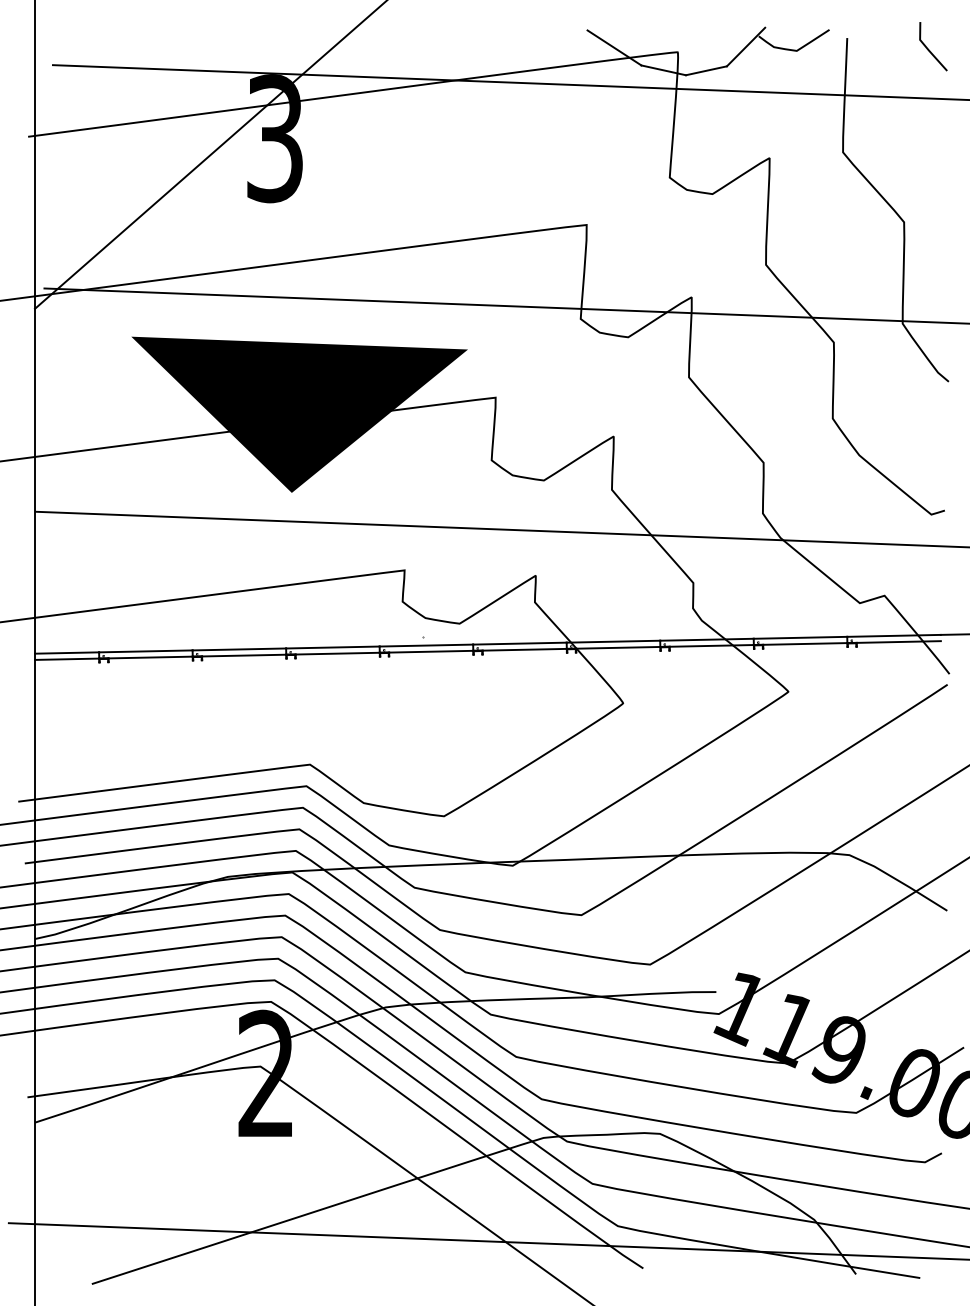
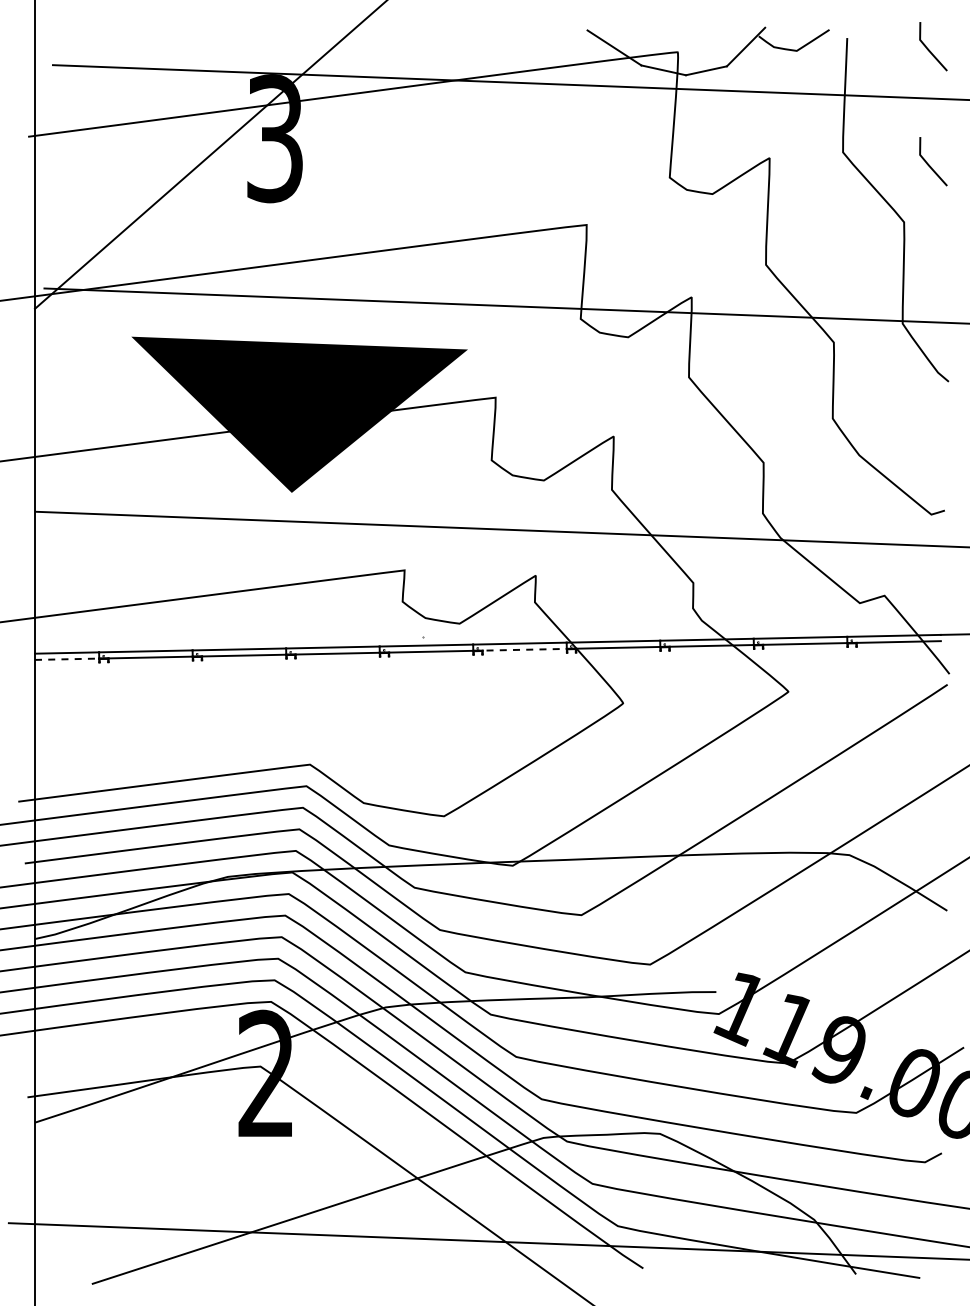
line: none -> present (929, 164)
line: solid -> dashed (520, 649)
line: solid -> dashed (67, 659)
